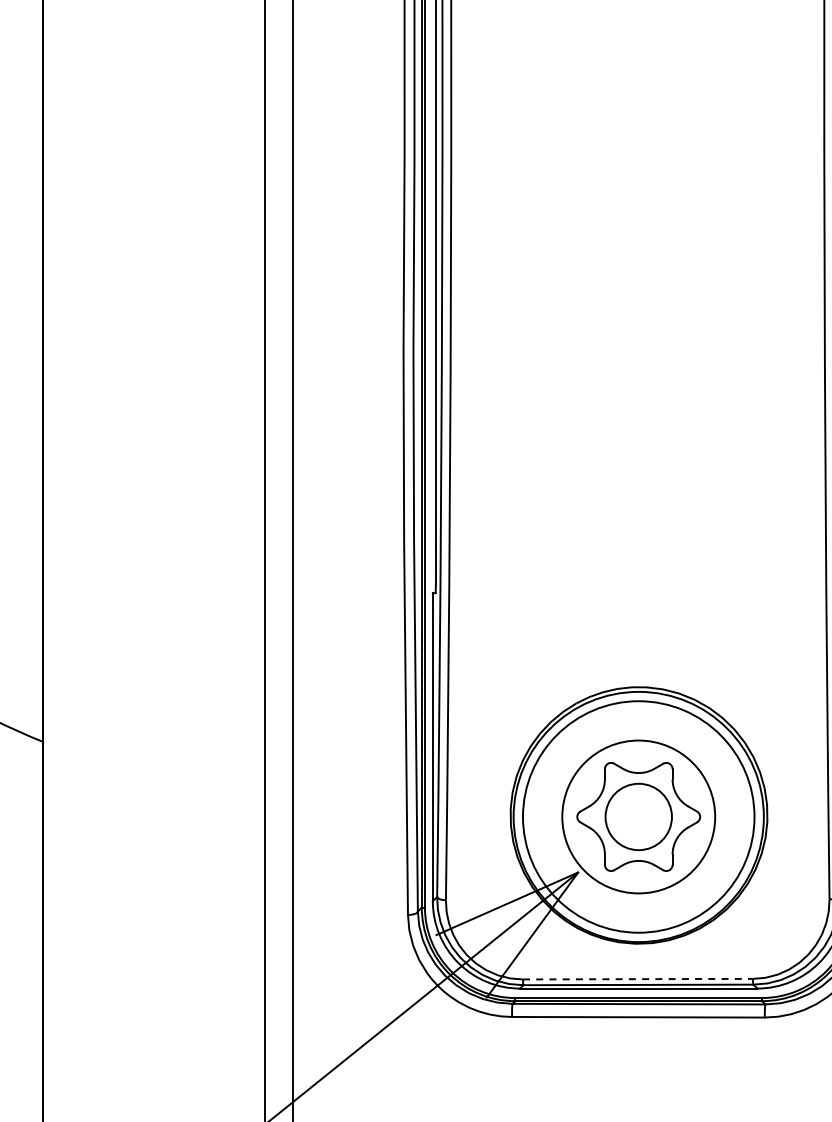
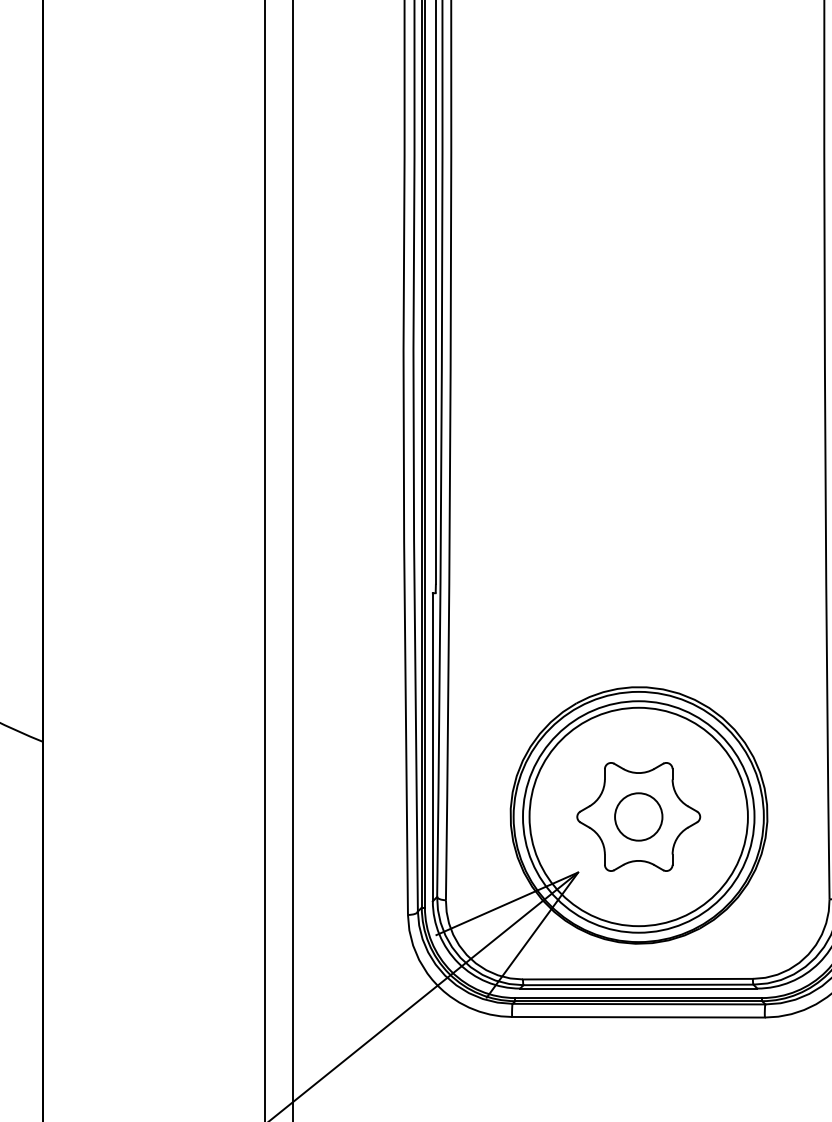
circle diameter: 153 px -> 218 px (638, 816)
circle diameter: 66 px -> 47 px (638, 816)
line: dashed -> solid (637, 979)
